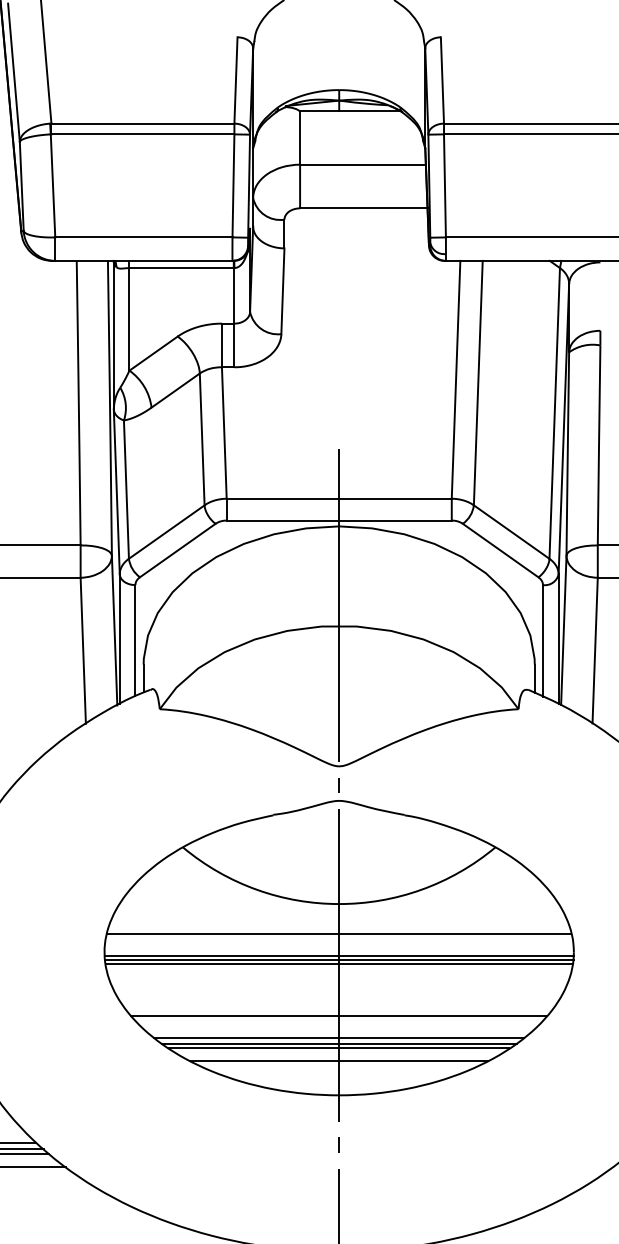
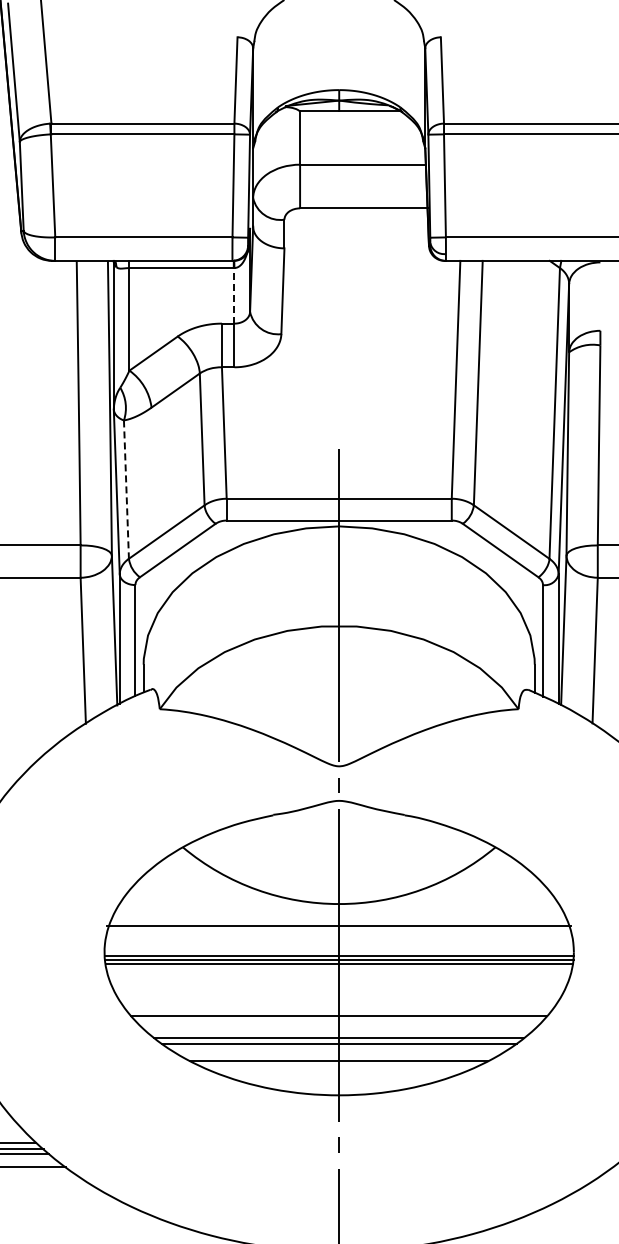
line: solid -> dashed (234, 295)
line: solid -> dashed (126, 490)
line position: (339, 934) -> (339, 926) (339, 926)
line: present -> none (338, 1048)
